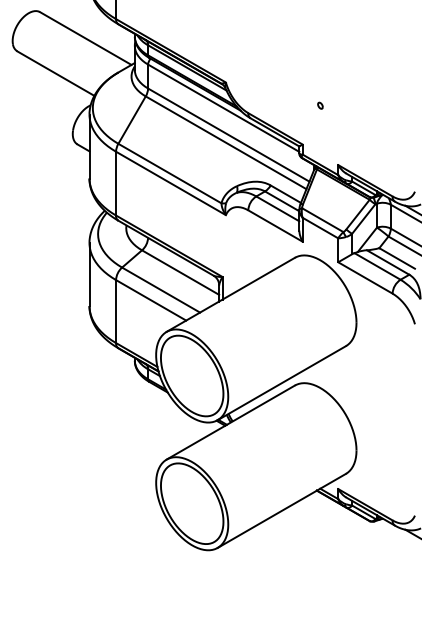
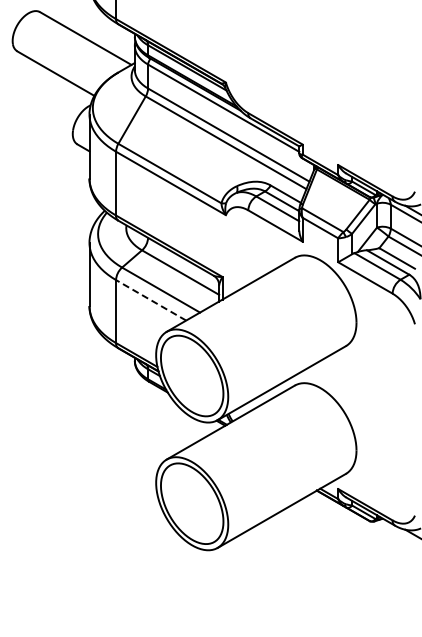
part: present -> none (320, 105)
line: solid -> dashed (151, 300)
